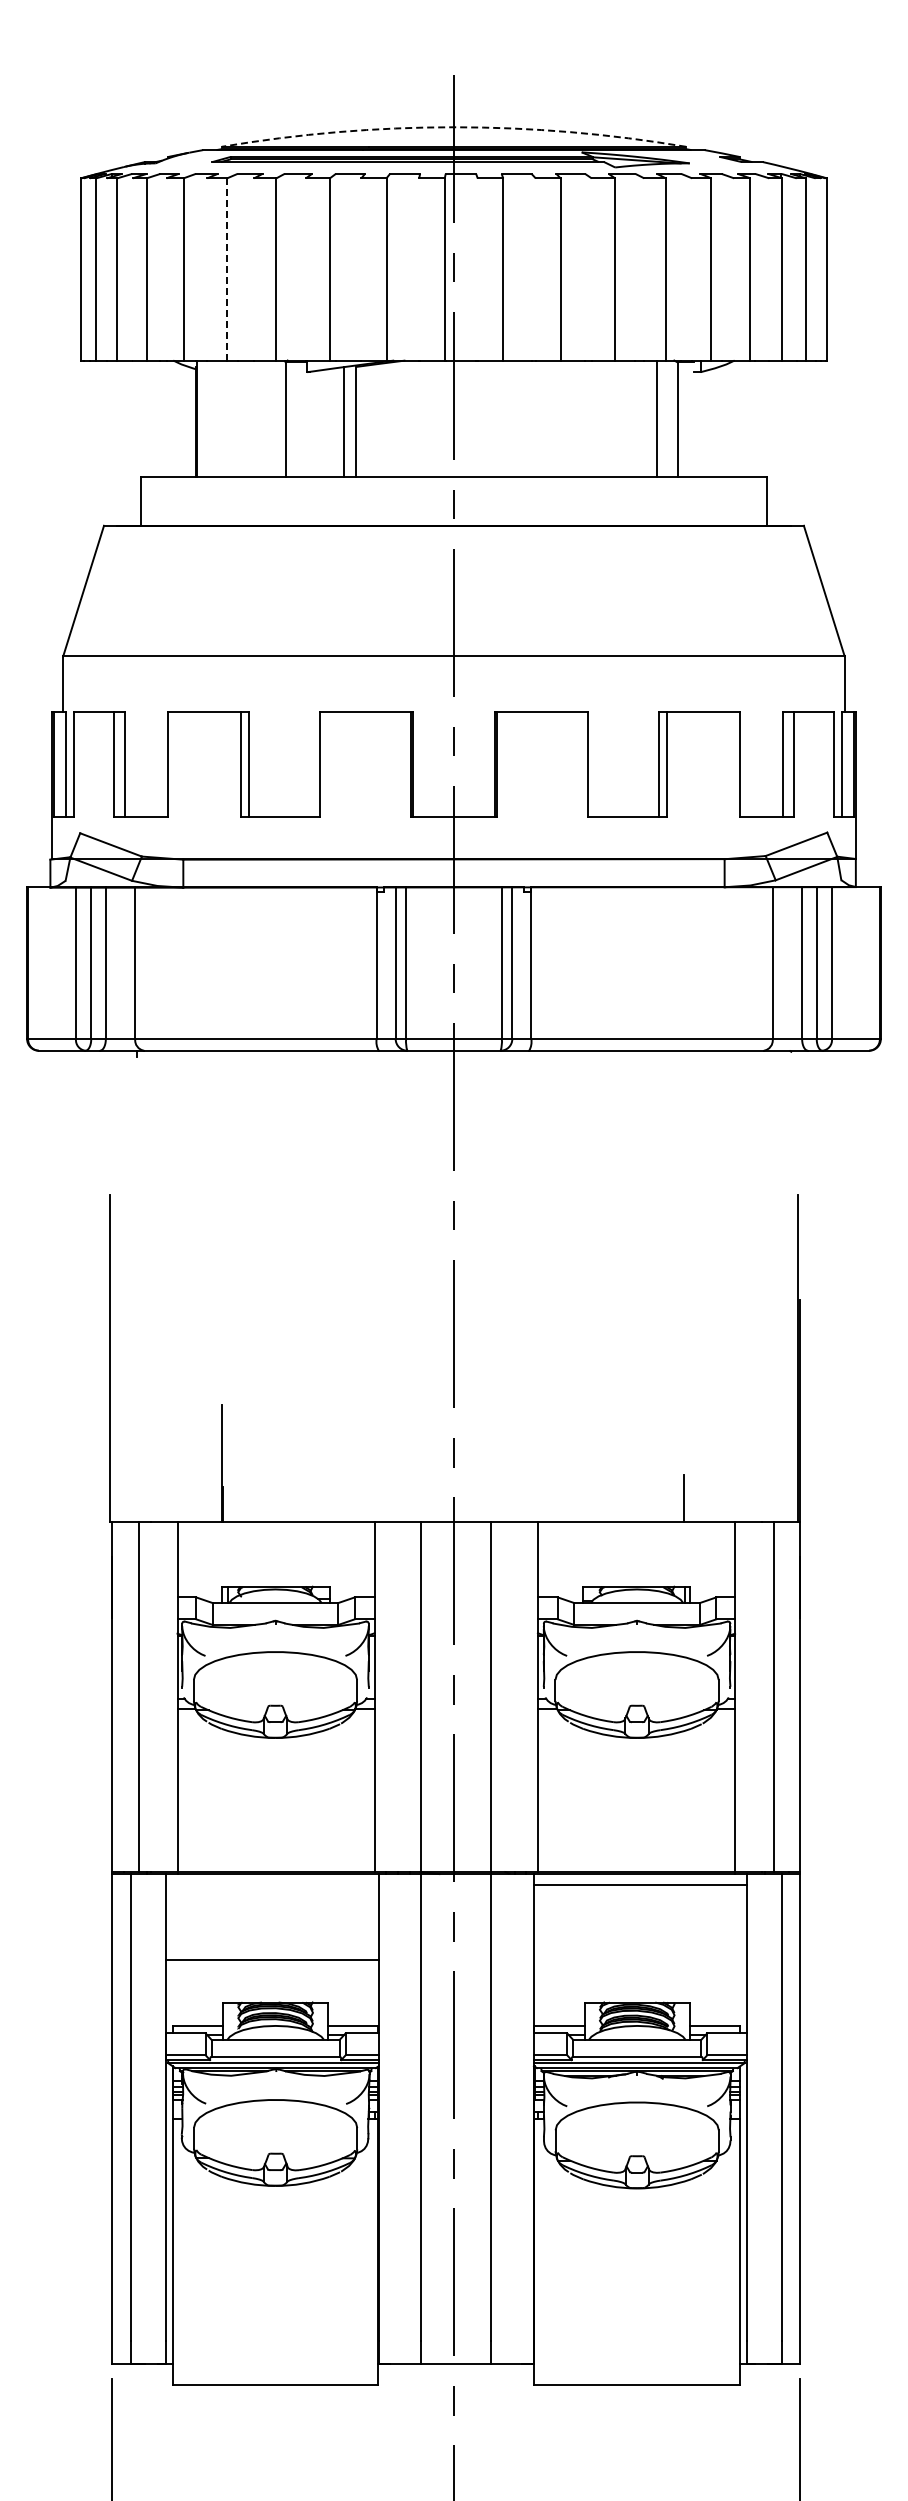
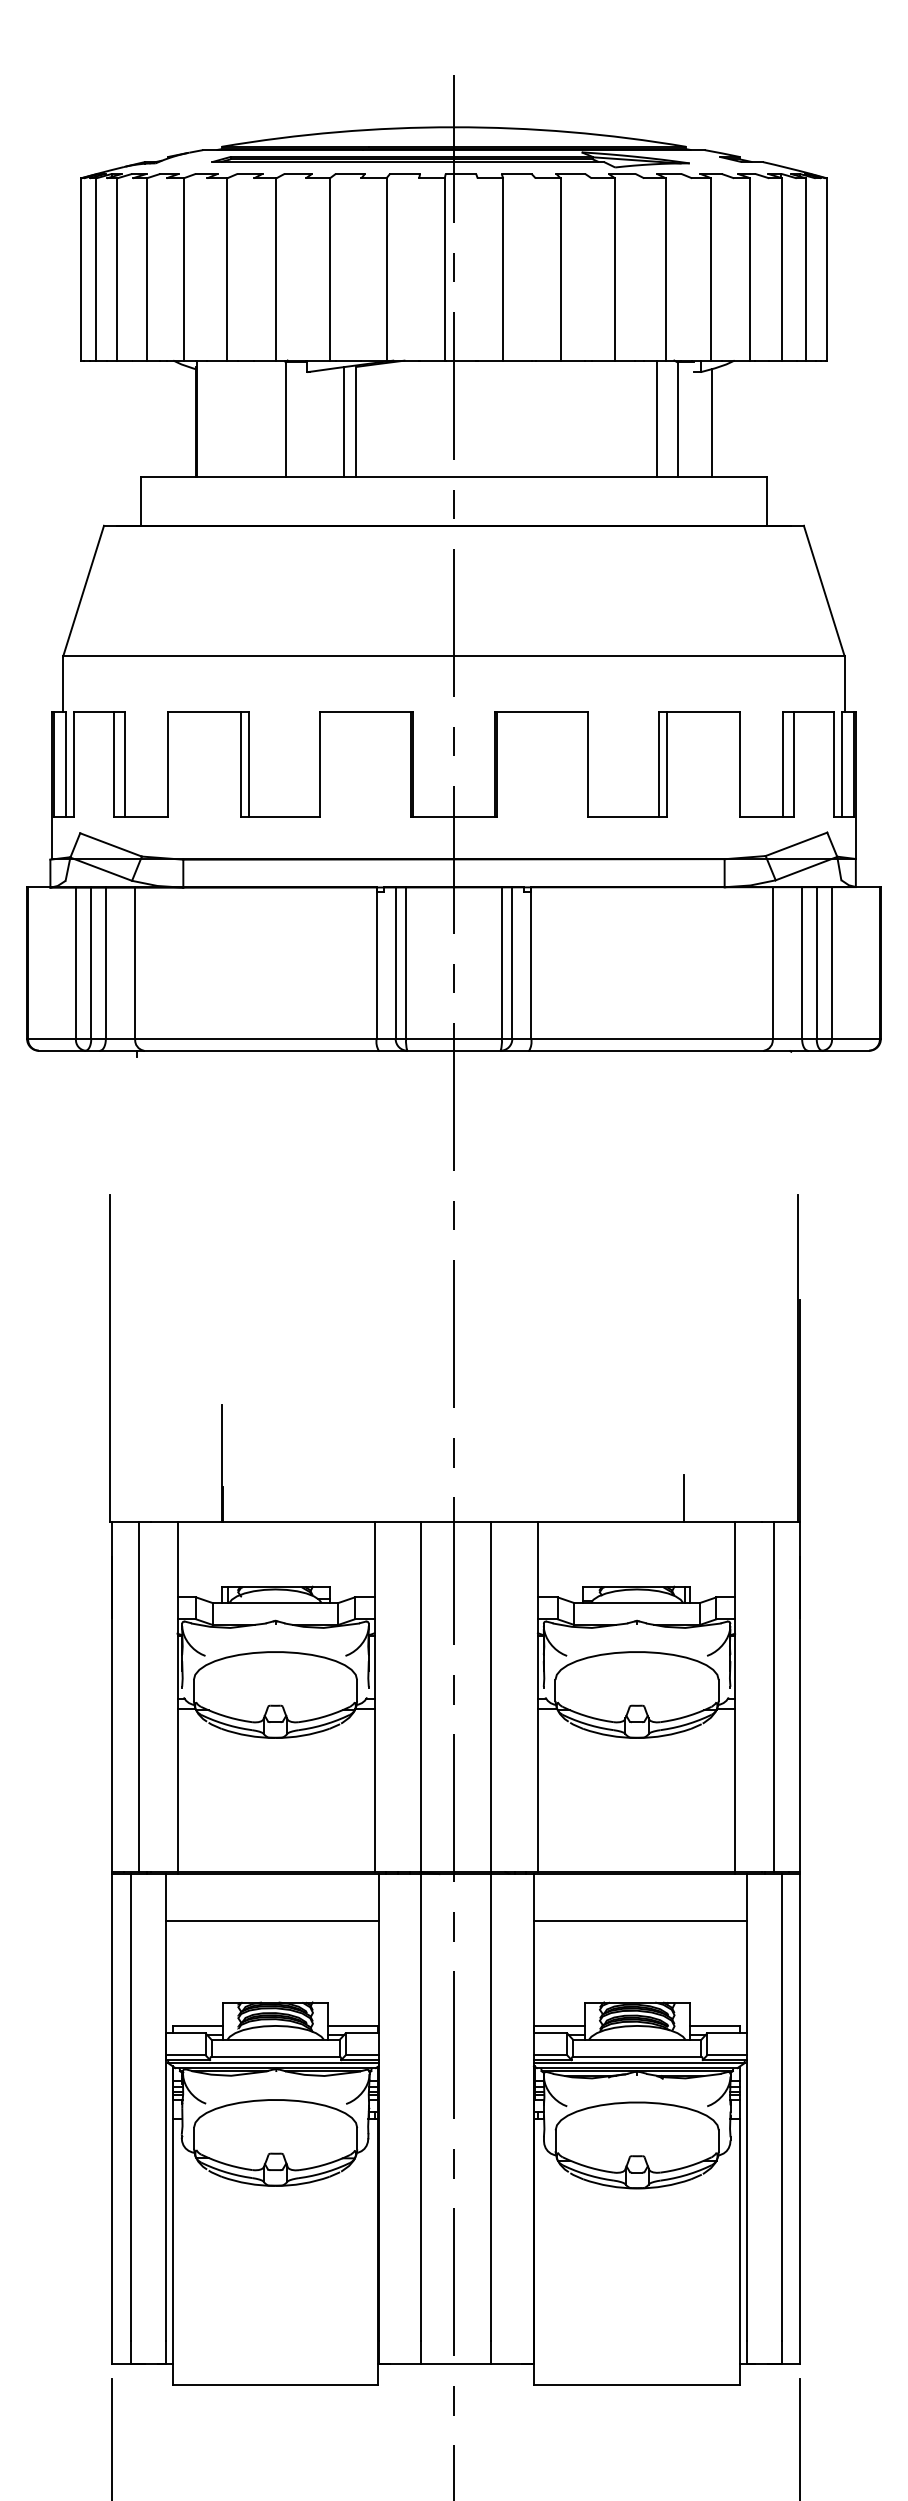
arc: dashed -> solid (453, 127)
line: dashed -> solid (227, 269)
line: none -> present (711, 422)
line position: (639, 1884) -> (639, 1920) (639, 1920)
line position: (271, 1959) -> (271, 1920) (271, 1920)
